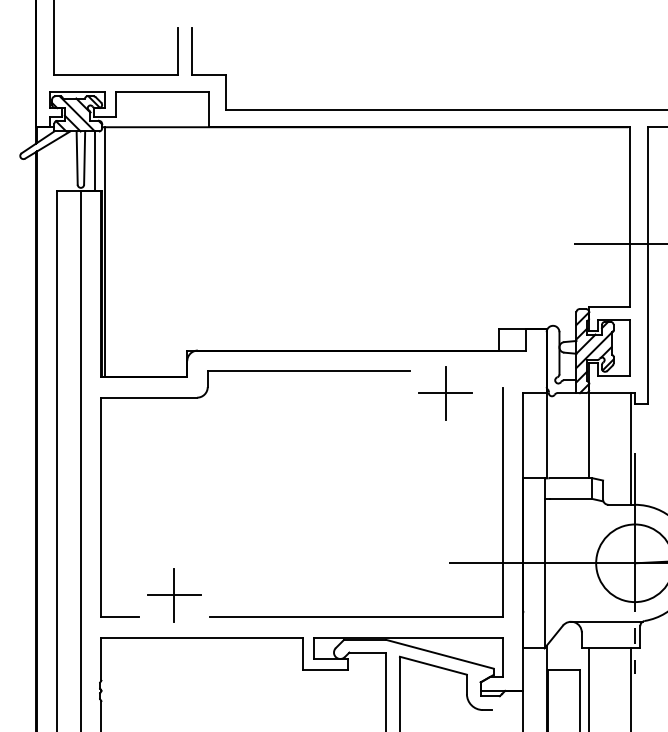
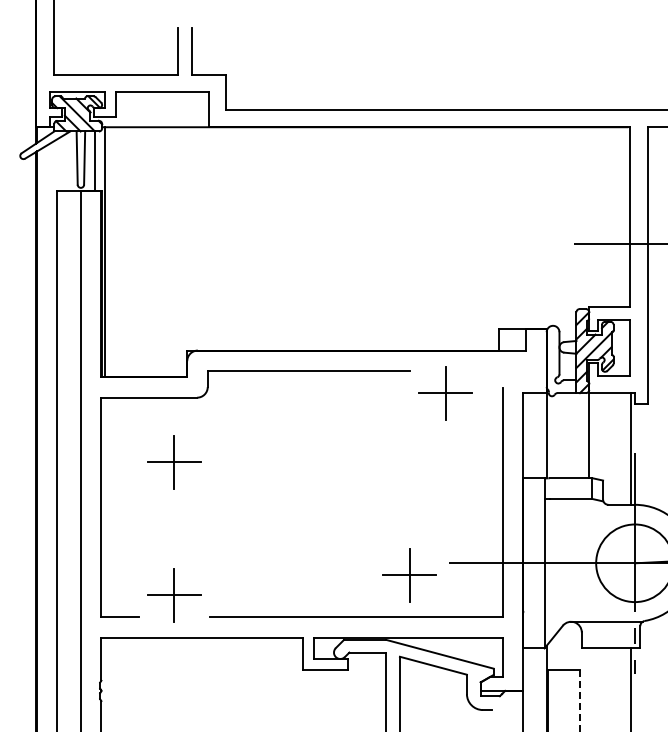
part: none -> present (174, 462)
part: none -> present (409, 575)
line: present -> none (589, 688)
line: solid -> dashed (579, 700)
